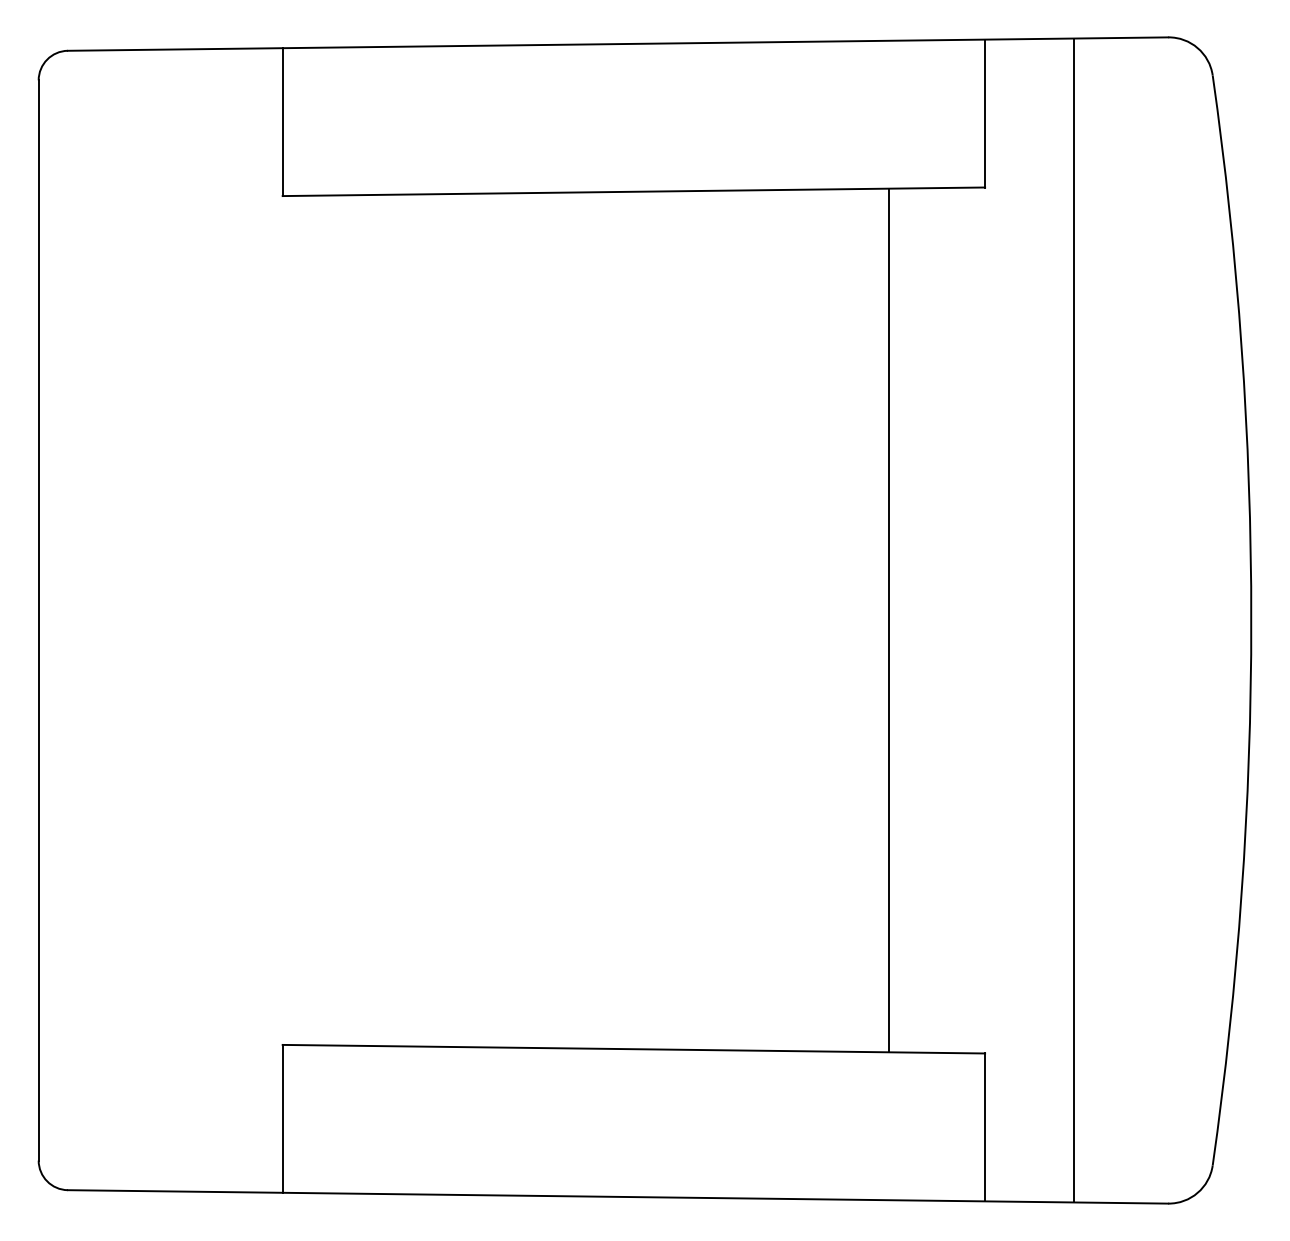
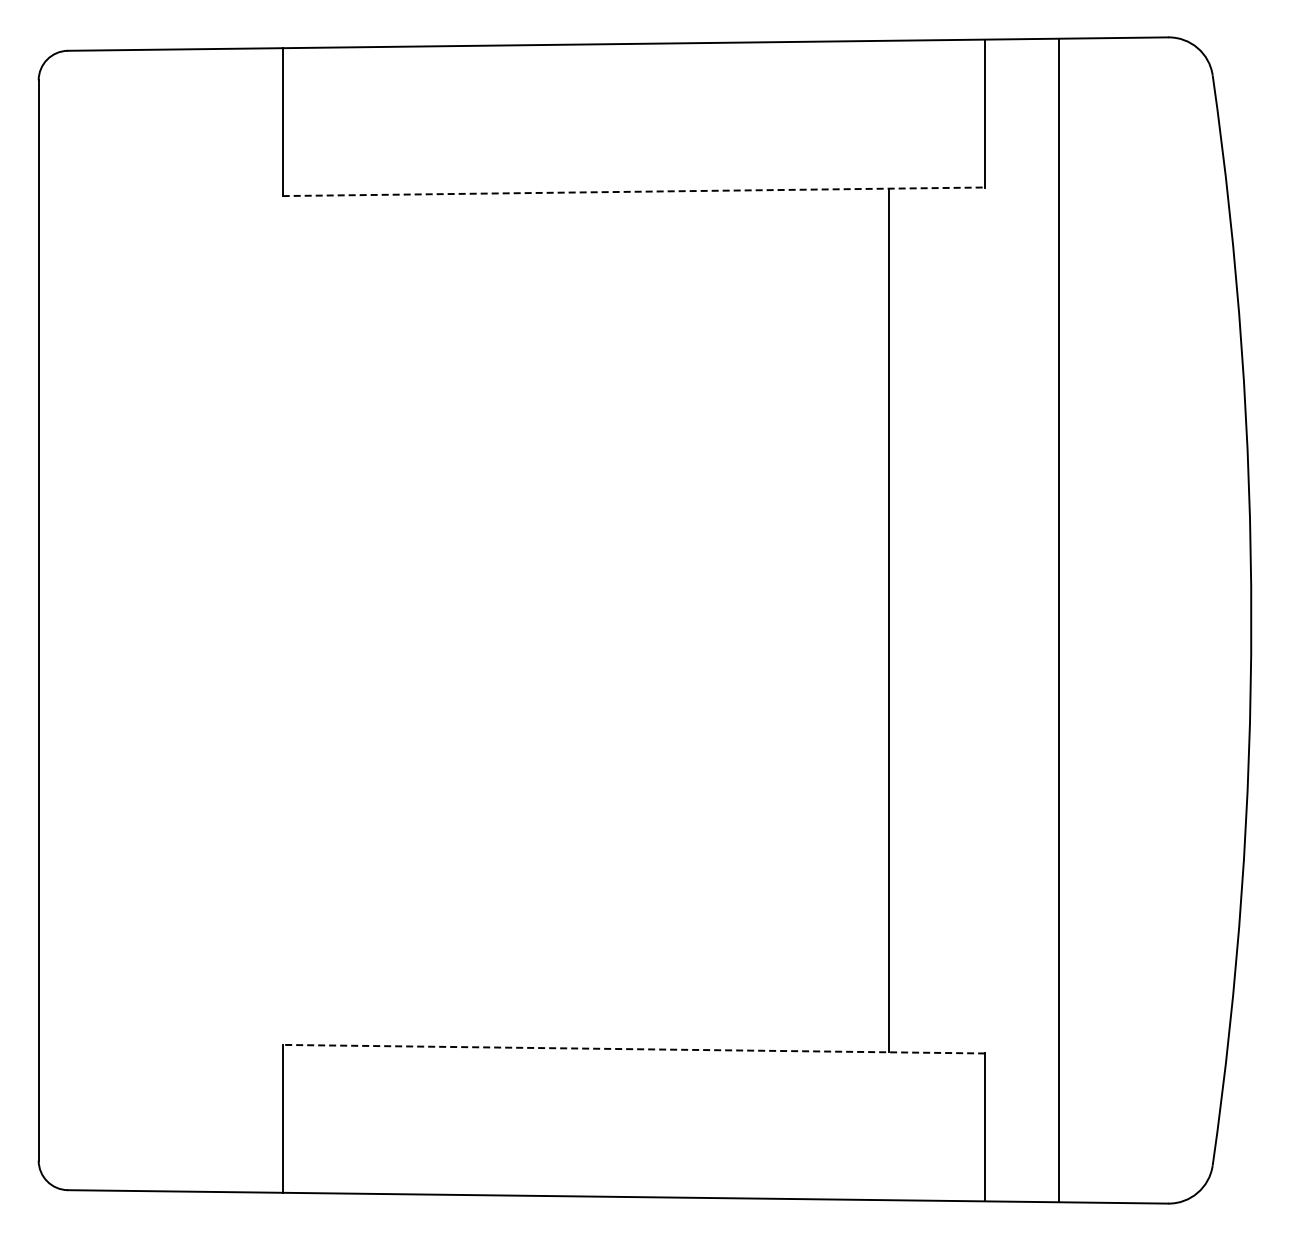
line: solid -> dashed (634, 191)
line position: (1073, 620) -> (1058, 620) (1058, 620)
line: solid -> dashed (633, 1049)
